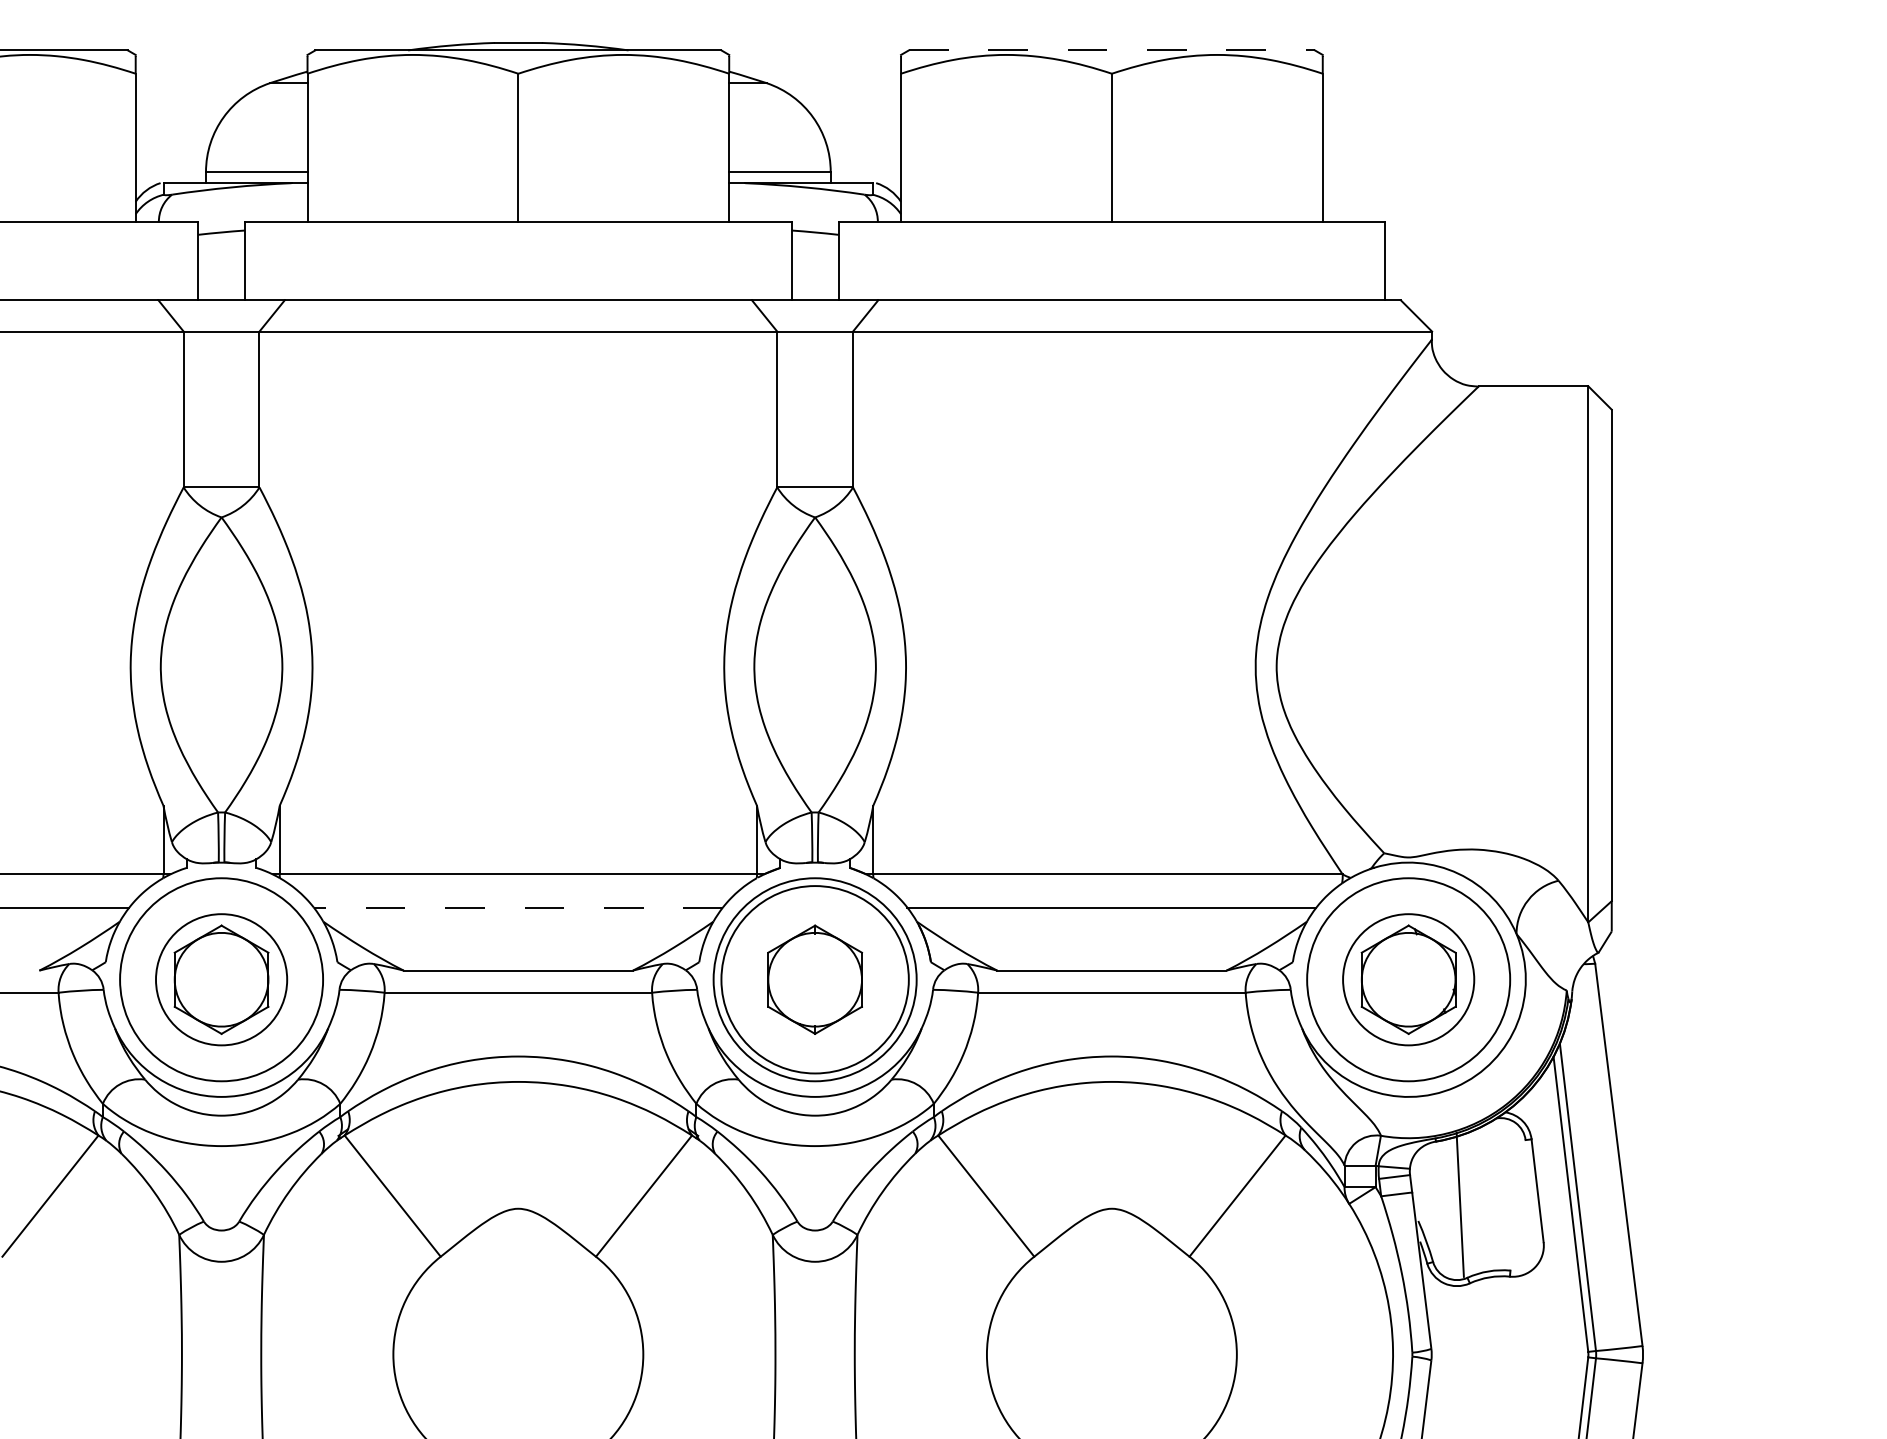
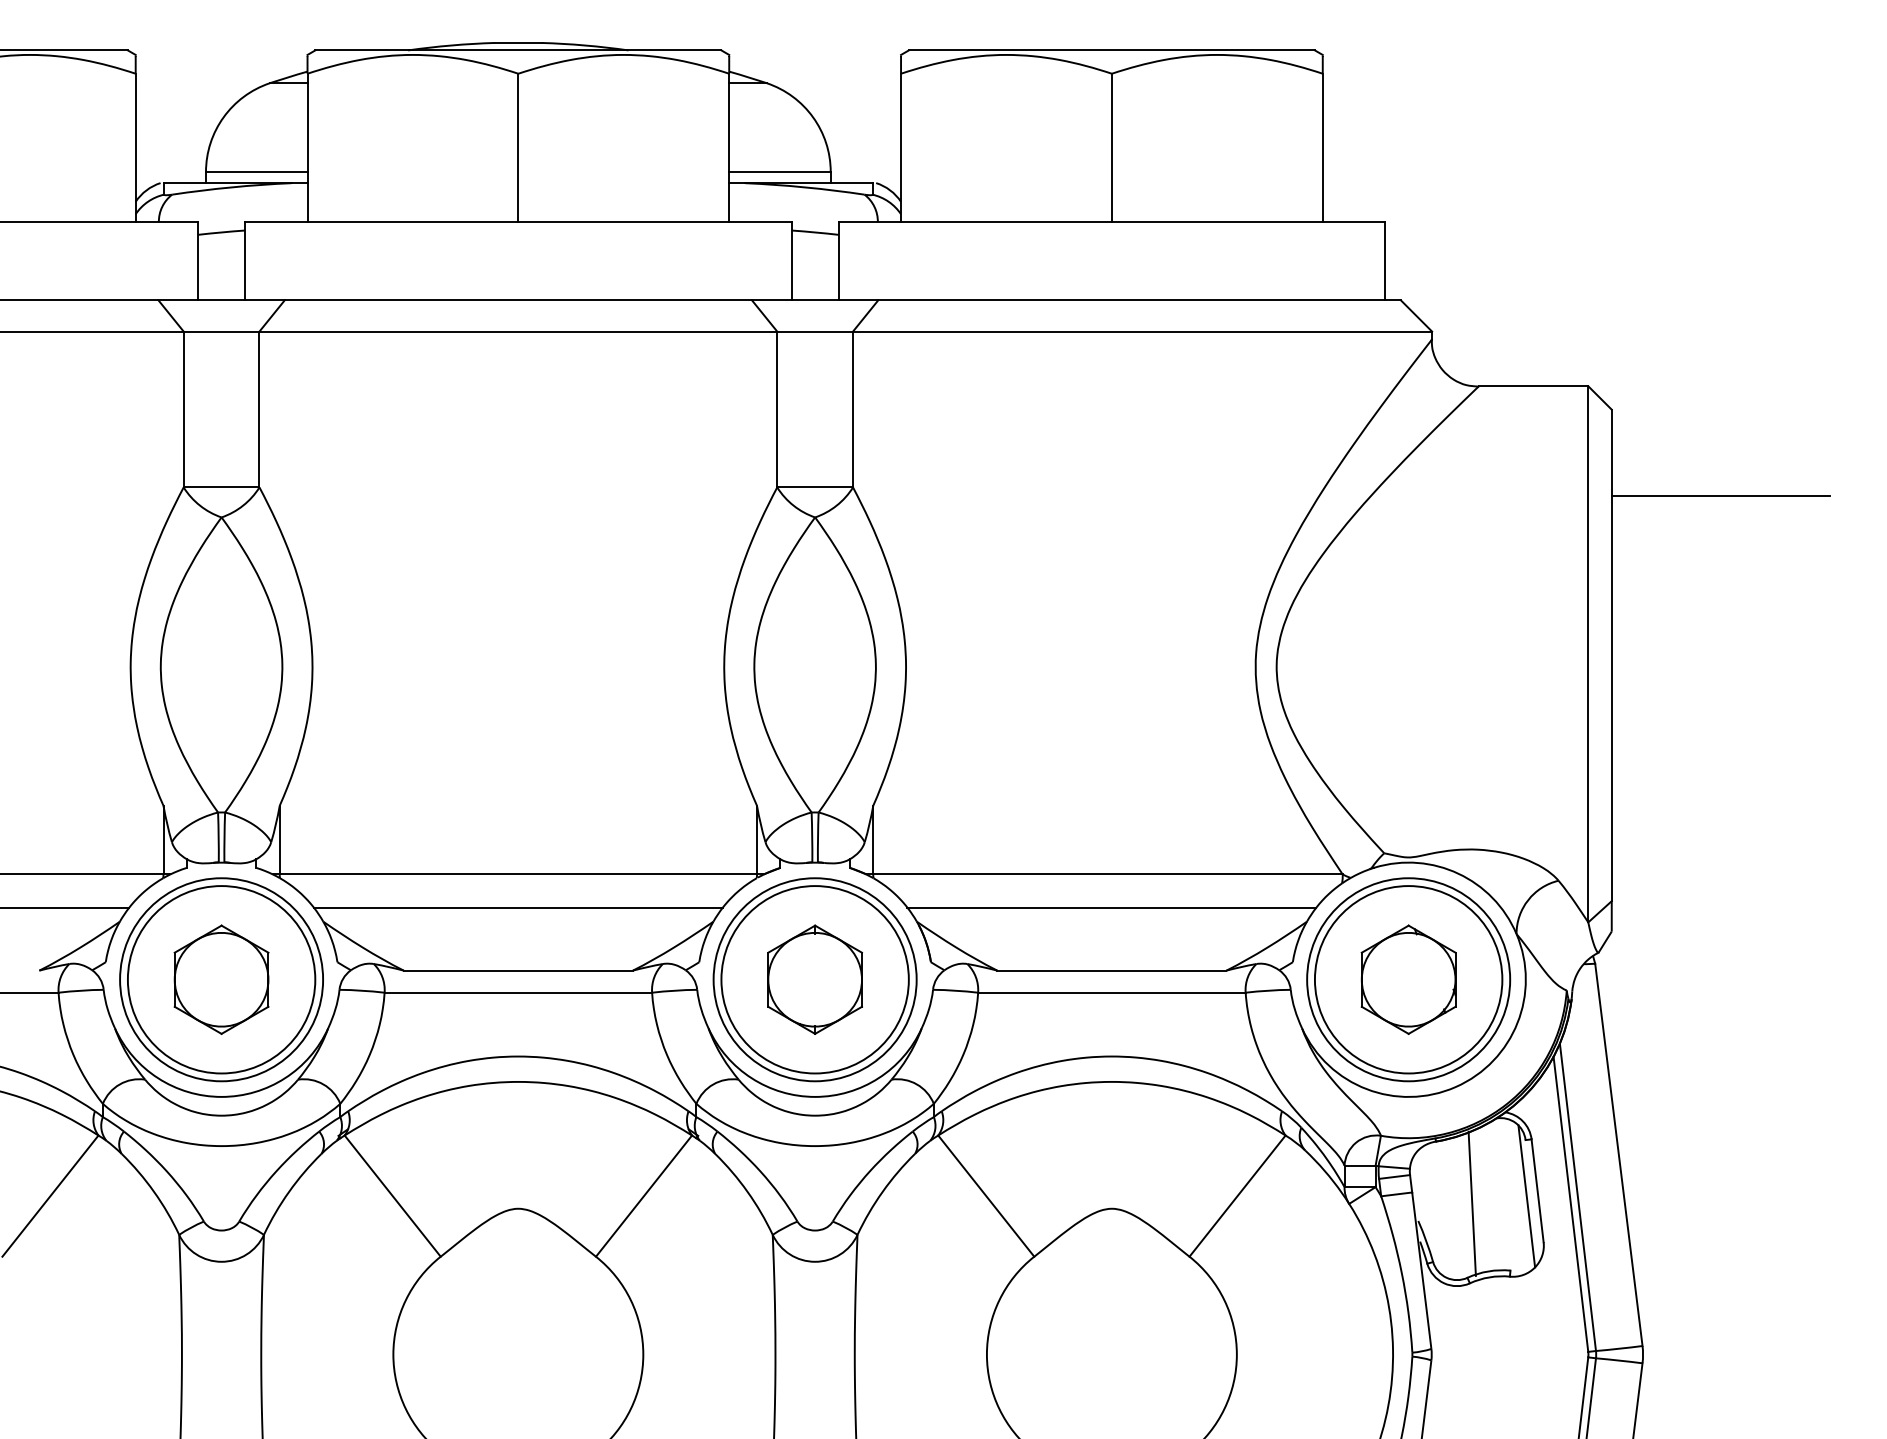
line: dashed -> solid (1112, 50)
line: none -> present (1720, 495)
line: dashed -> solid (517, 907)
circle diameter: 131 px -> 187 px (221, 979)
circle diameter: 131 px -> 187 px (1408, 979)
line: none -> present (1526, 1196)
line position: (1459, 1204) -> (1471, 1203) (1471, 1203)
